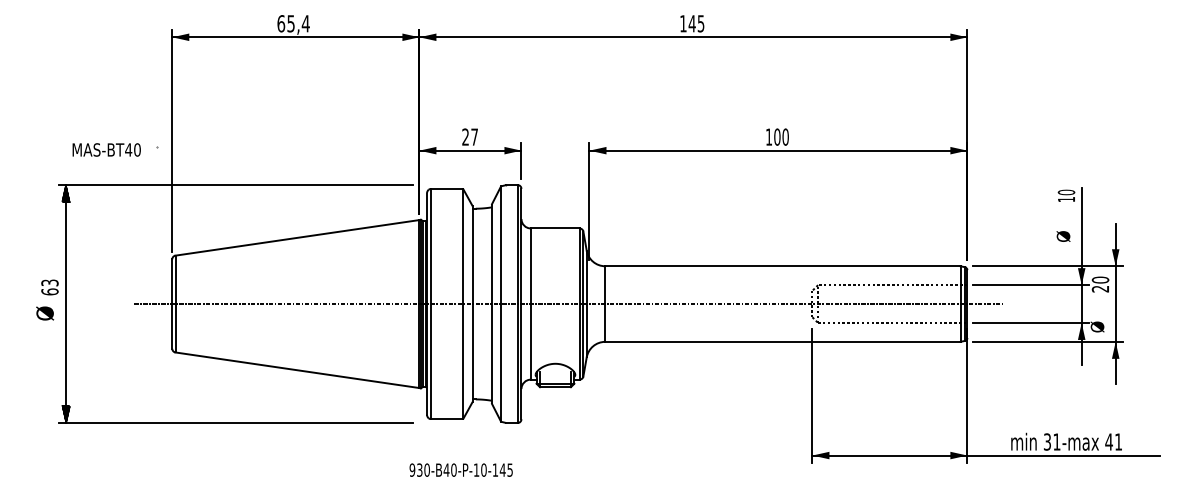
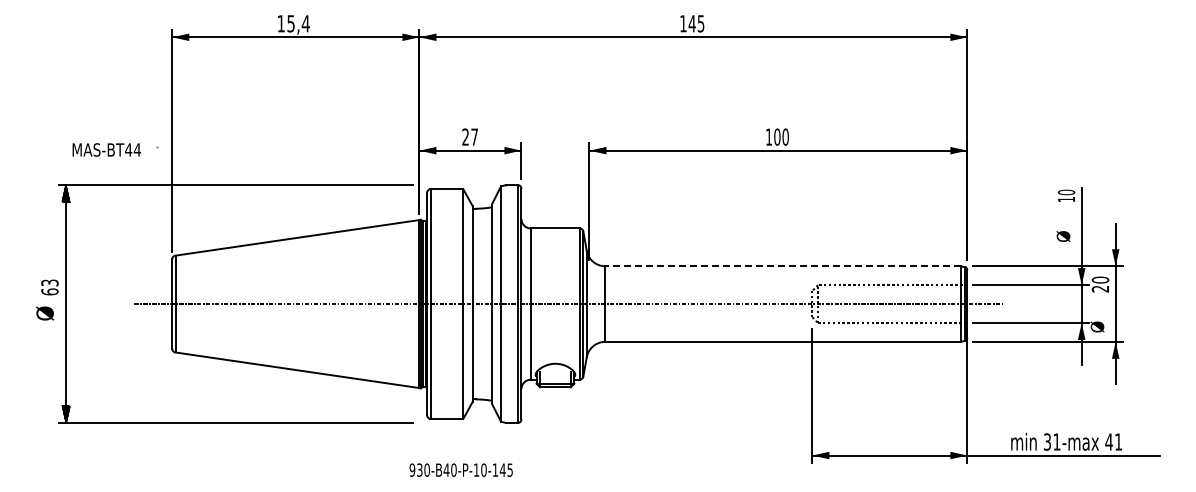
text: 65,4 -> 15,4 (281, 23)
text: MAS-BT40 -> MAS-BT44 (137, 149)
line: solid -> dashed (782, 266)
